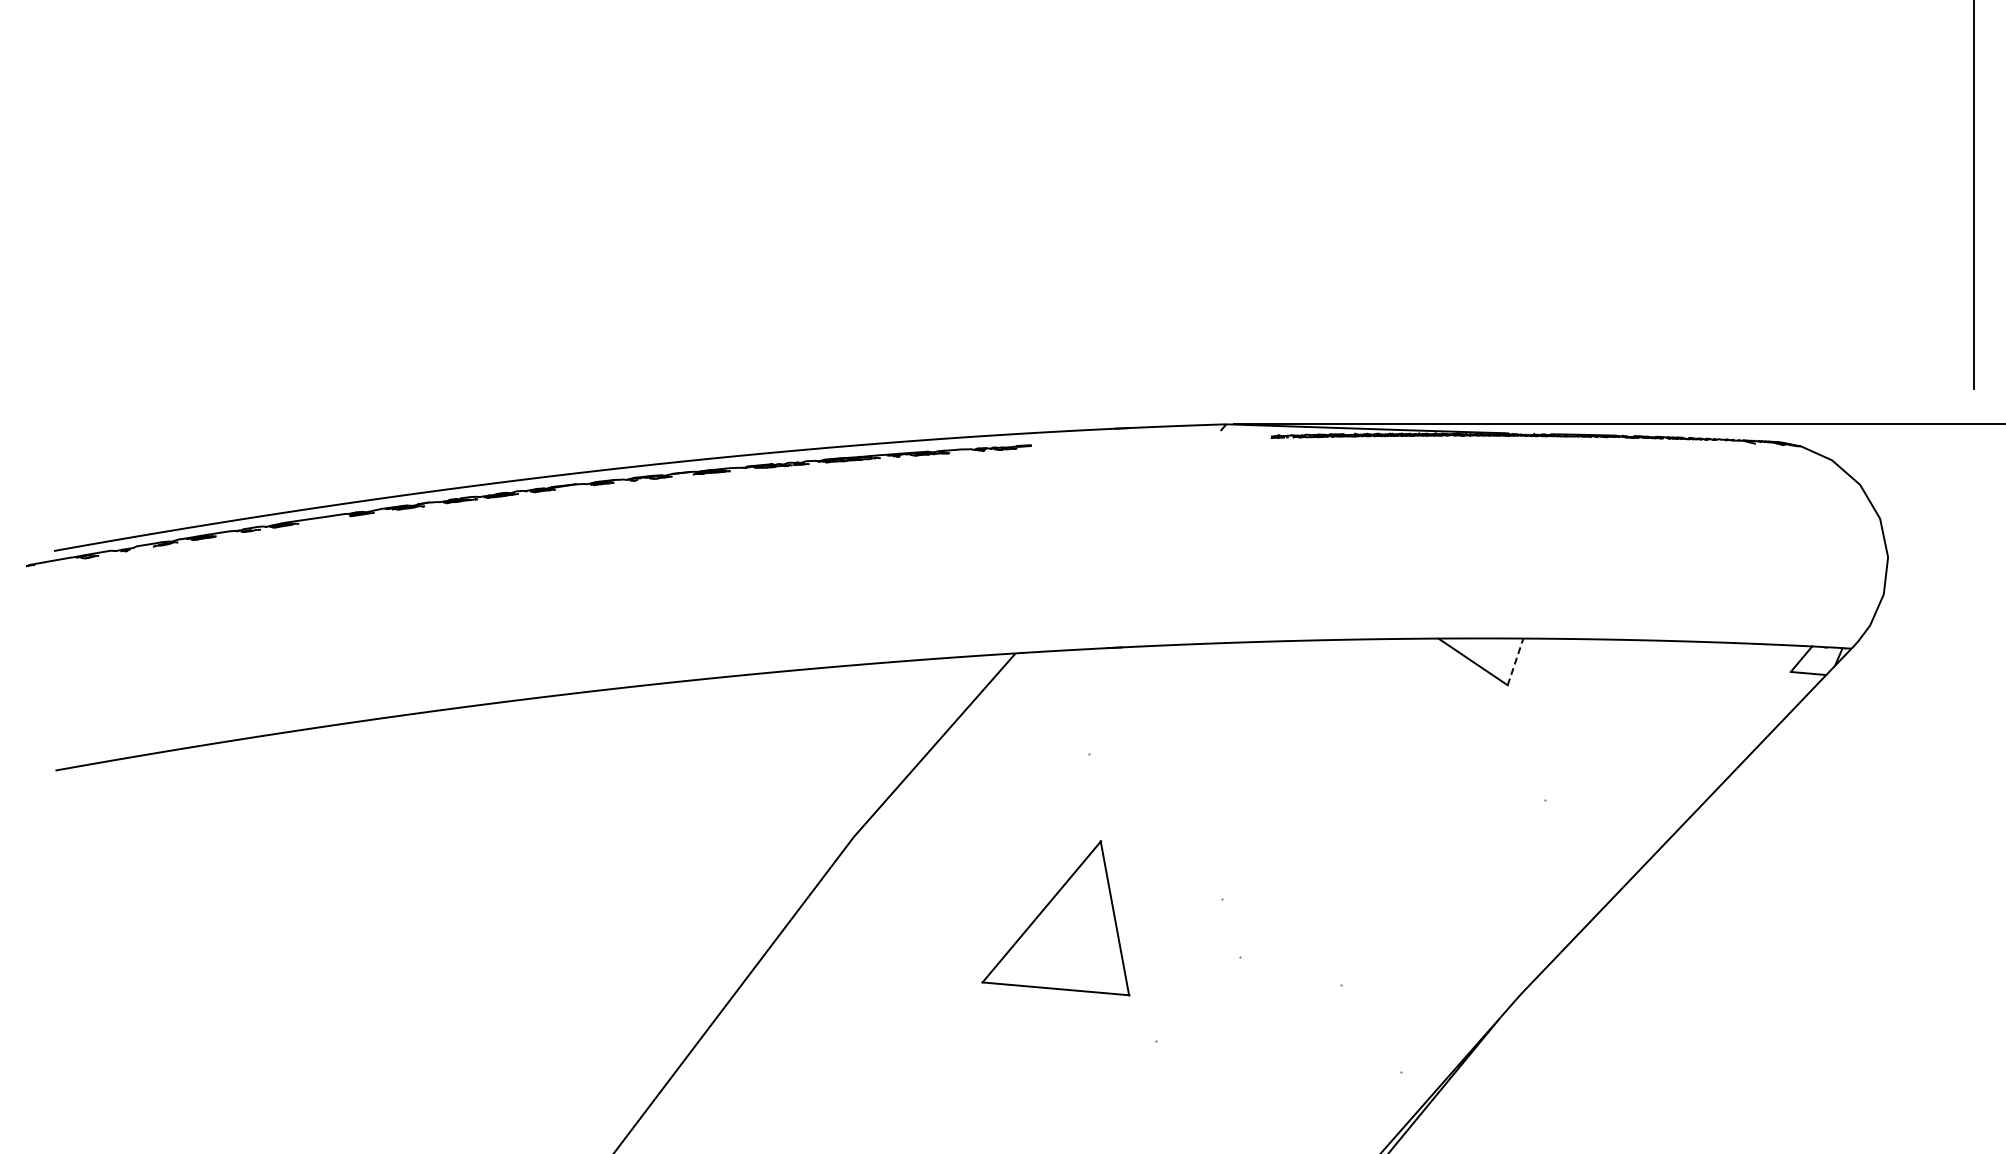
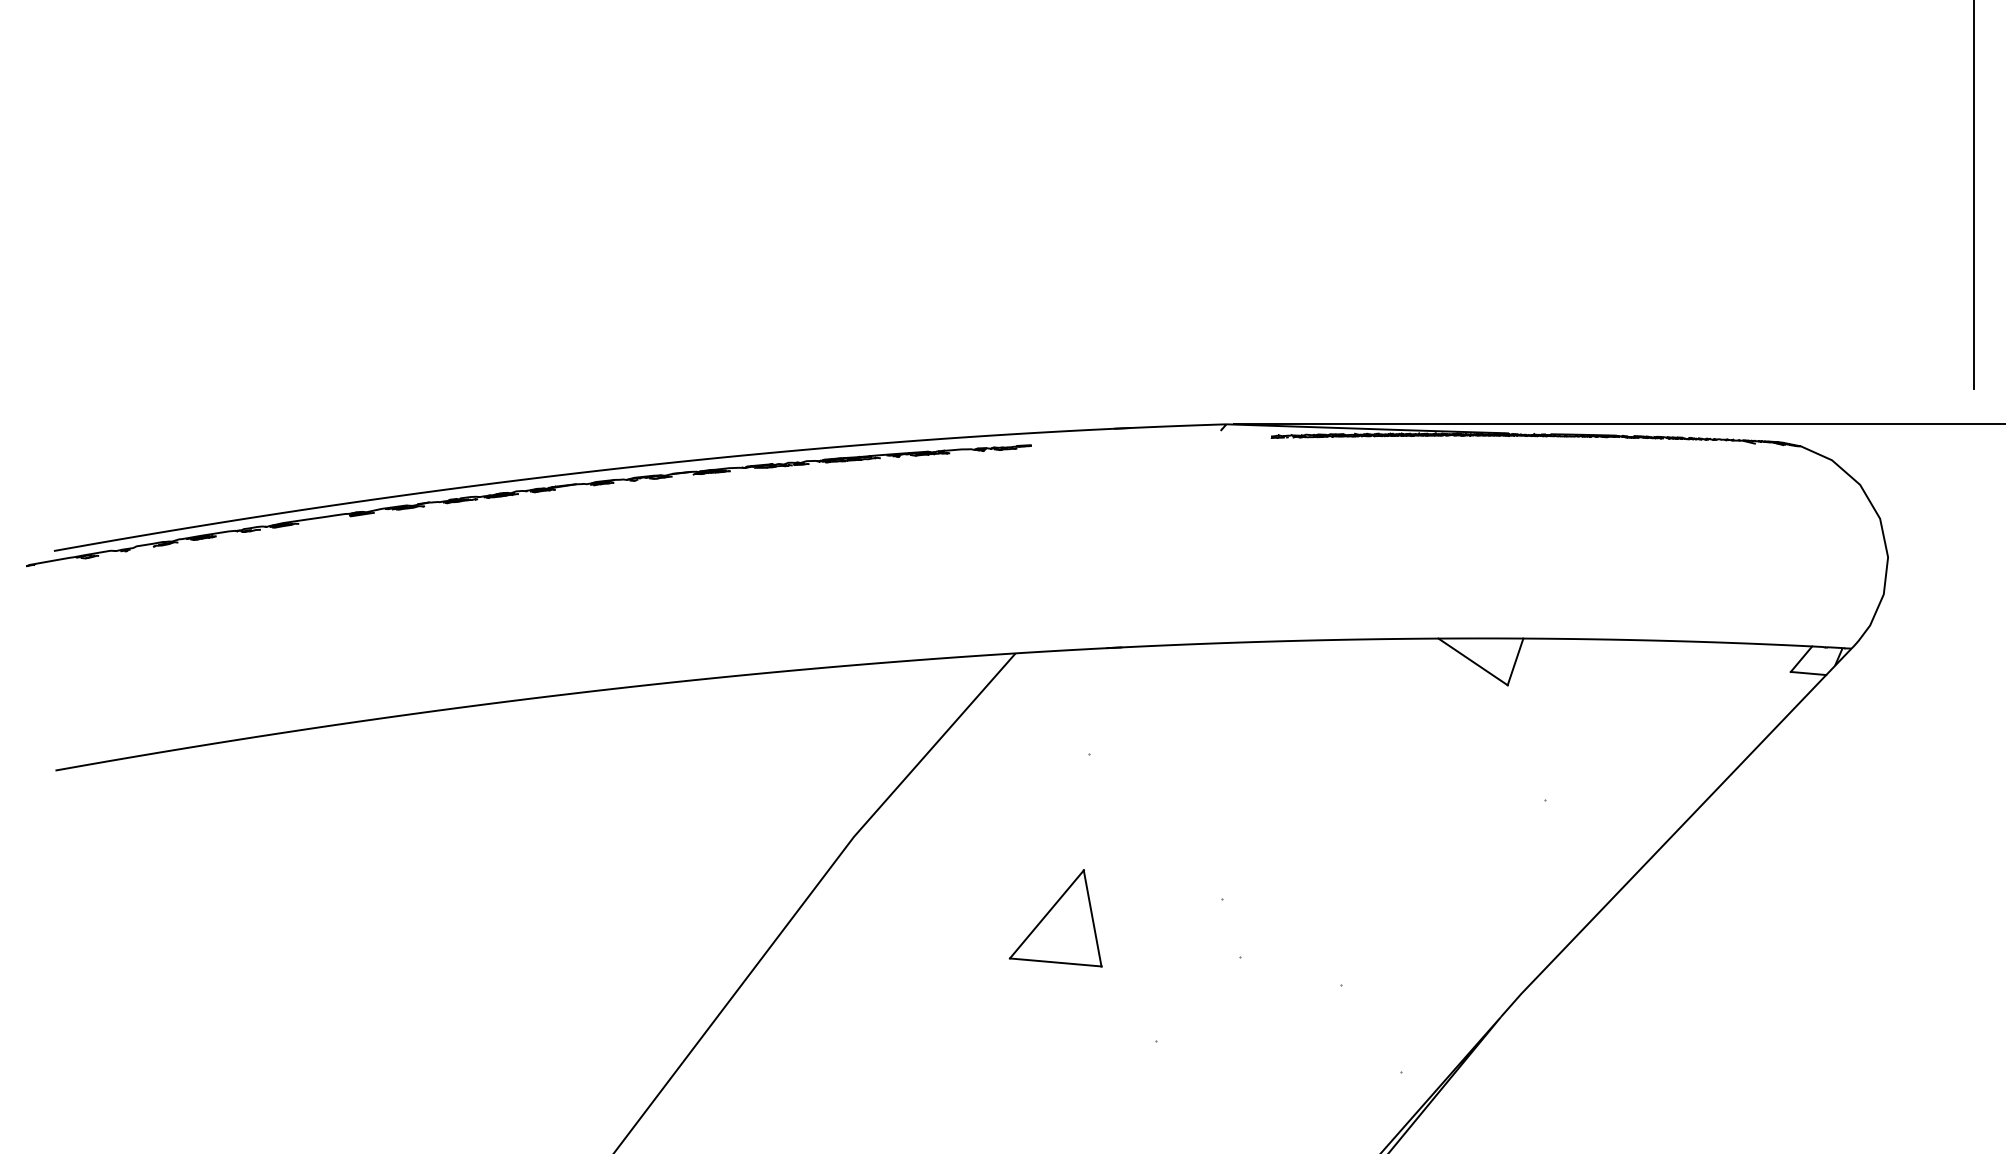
line: dashed -> solid (1515, 661)
part size: 150x157 px -> 95x99 px (1055, 918)
